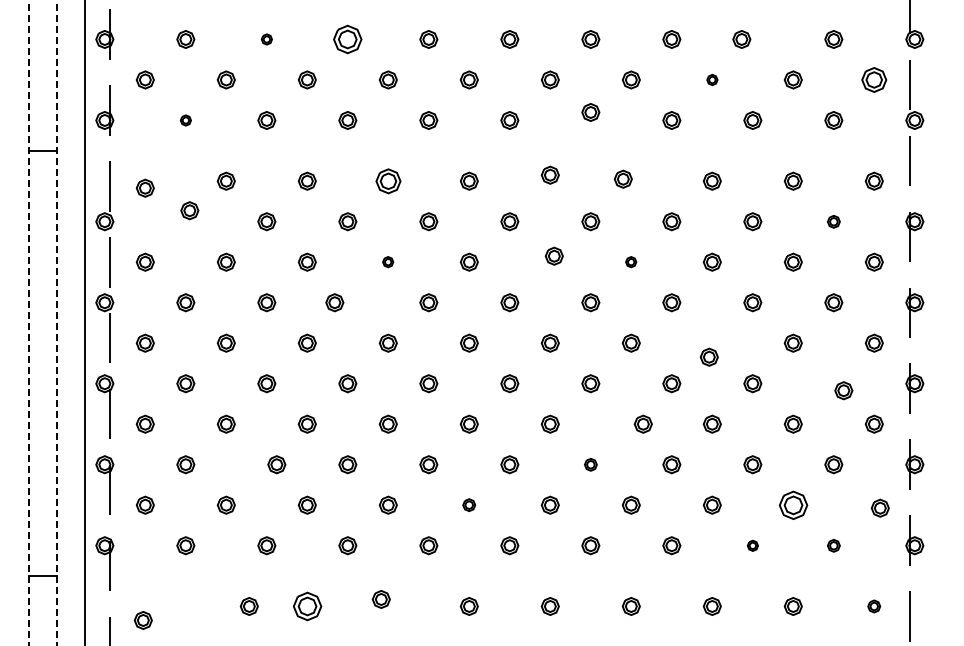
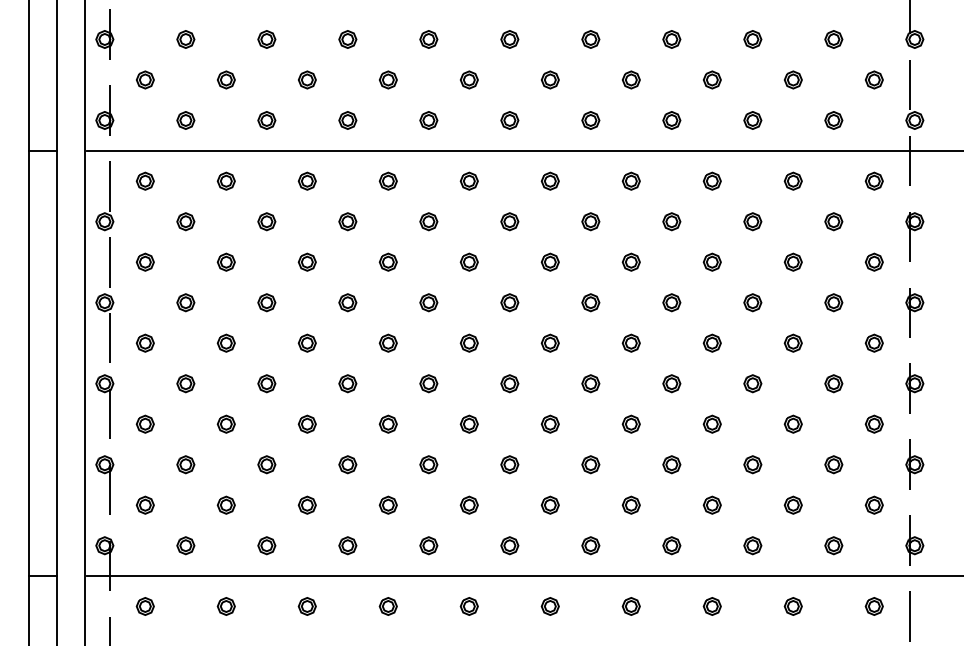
part size: 13x13 px -> 20x19 px (266, 39)
part size: 30x31 px -> 20x19 px (347, 39)
part position: (741, 39) -> (752, 39) (752, 39)
part size: 13x12 px -> 19x20 px (712, 79)
part size: 27x26 px -> 19x20 px (874, 79)
part position: (590, 112) -> (590, 120) (590, 120)
part size: 13x13 px -> 20x19 px (185, 120)
line: none -> present (523, 150)
part position: (549, 174) -> (549, 180) (549, 180)
part position: (622, 178) -> (630, 180) (630, 180)
part size: 27x27 px -> 20x20 px (387, 180)
part position: (144, 187) -> (144, 180) (144, 180)
part position: (189, 210) -> (185, 221) (185, 221)
part size: 14x14 px -> 20x20 px (833, 221)
part position: (553, 255) -> (549, 261) (549, 261)
part size: 13x13 px -> 20x20 px (387, 261)
part size: 13x13 px -> 20x20 px (630, 261)
part position: (334, 302) -> (347, 302) (347, 302)
line: dashed -> solid (57, 322)
line: dashed -> solid (28, 323)
part position: (708, 356) -> (711, 342) (711, 342)
part position: (843, 390) -> (833, 383) (833, 383)
part position: (642, 423) -> (630, 423) (630, 423)
part position: (276, 464) -> (266, 464) (266, 464)
part size: 14x14 px -> 20x20 px (590, 464)
part size: 15x14 px -> 20x20 px (468, 504)
part size: 31x30 px -> 20x20 px (792, 504)
part position: (879, 507) -> (873, 504) (873, 504)
part size: 13x13 px -> 20x20 px (752, 545)
part size: 14x14 px -> 20x20 px (833, 545)
line: none -> present (523, 576)
part position: (380, 599) -> (387, 606) (387, 606)
part position: (248, 606) -> (225, 606) (225, 606)
part size: 31x31 px -> 20x19 px (306, 606)
part size: 15x15 px -> 20x19 px (873, 606)
part position: (142, 620) -> (144, 606) (144, 606)
